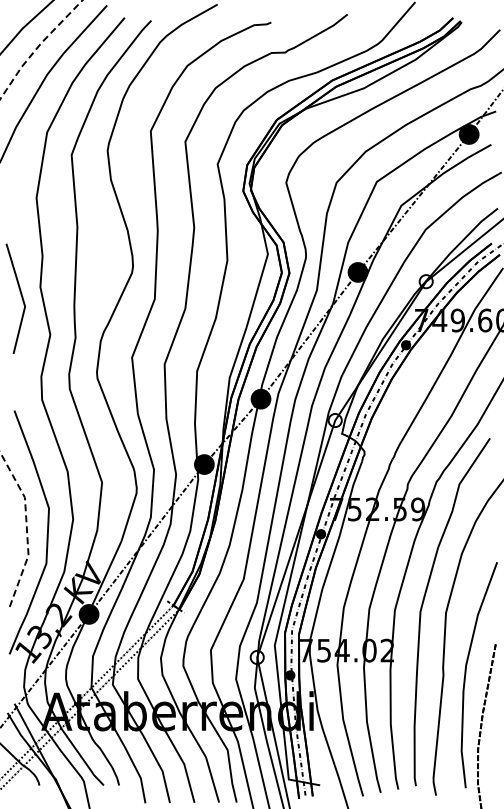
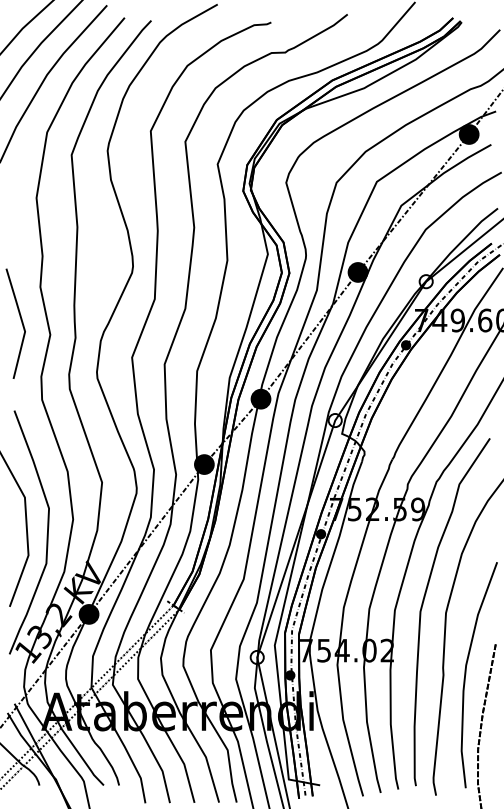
line: dashed -> solid (38, 46)
line position: (20, 295) -> (20, 320) (20, 320)
line: dashed -> solid (26, 527)
